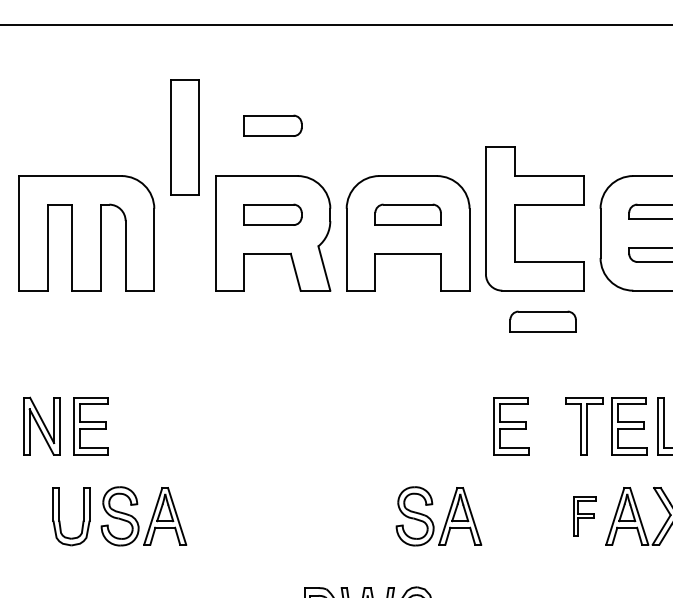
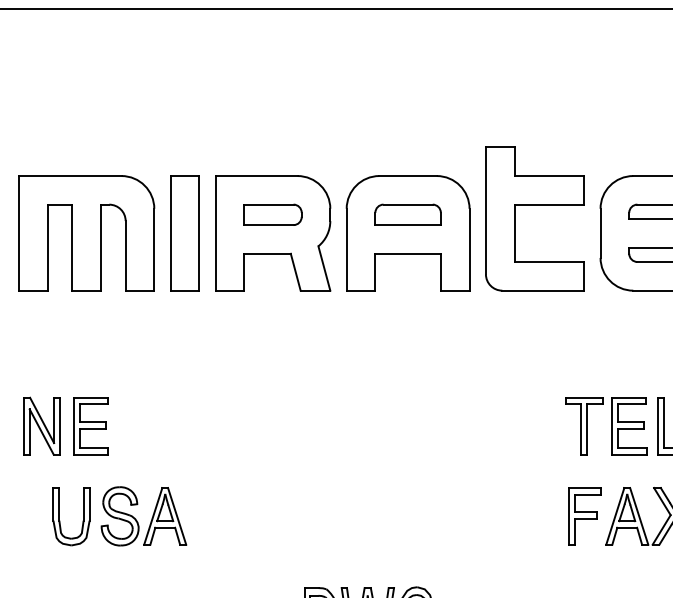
line position: (335, 24) -> (335, 8) (335, 8)
part: present -> none (272, 125)
part position: (184, 137) -> (184, 233) (184, 233)
part: present -> none (542, 321)
part: present -> none (511, 426)
part size: 24x41 px -> 34x59 px (584, 516)
part: present -> none (432, 520)
